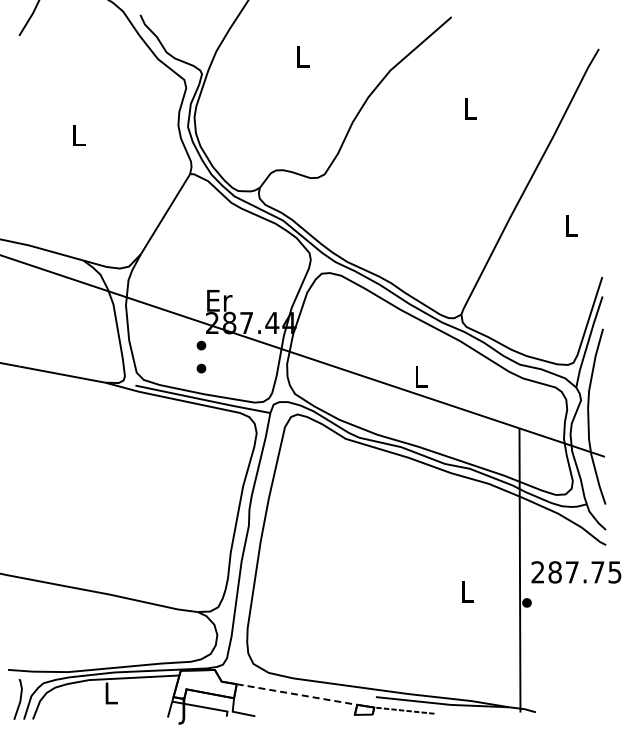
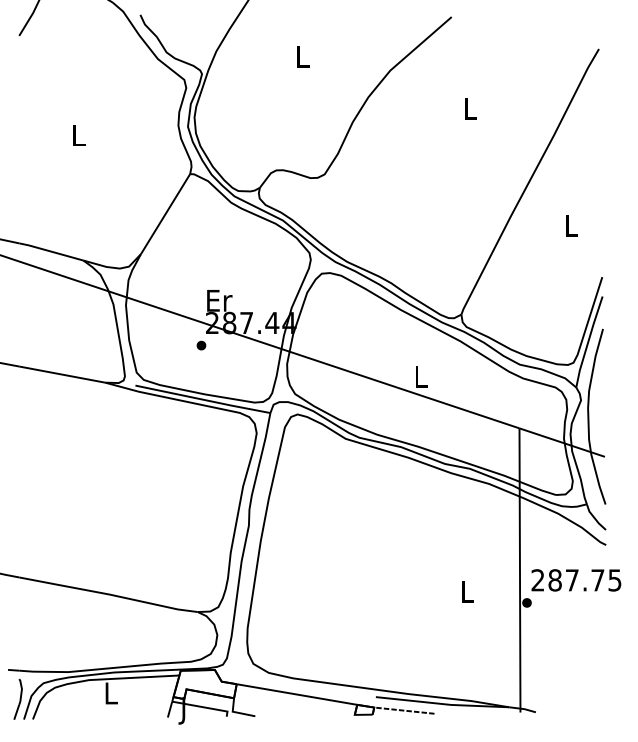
part: present -> none (201, 368)
text position: (576, 572) -> (576, 580) (576, 580)
line: dashed -> solid (297, 694)
